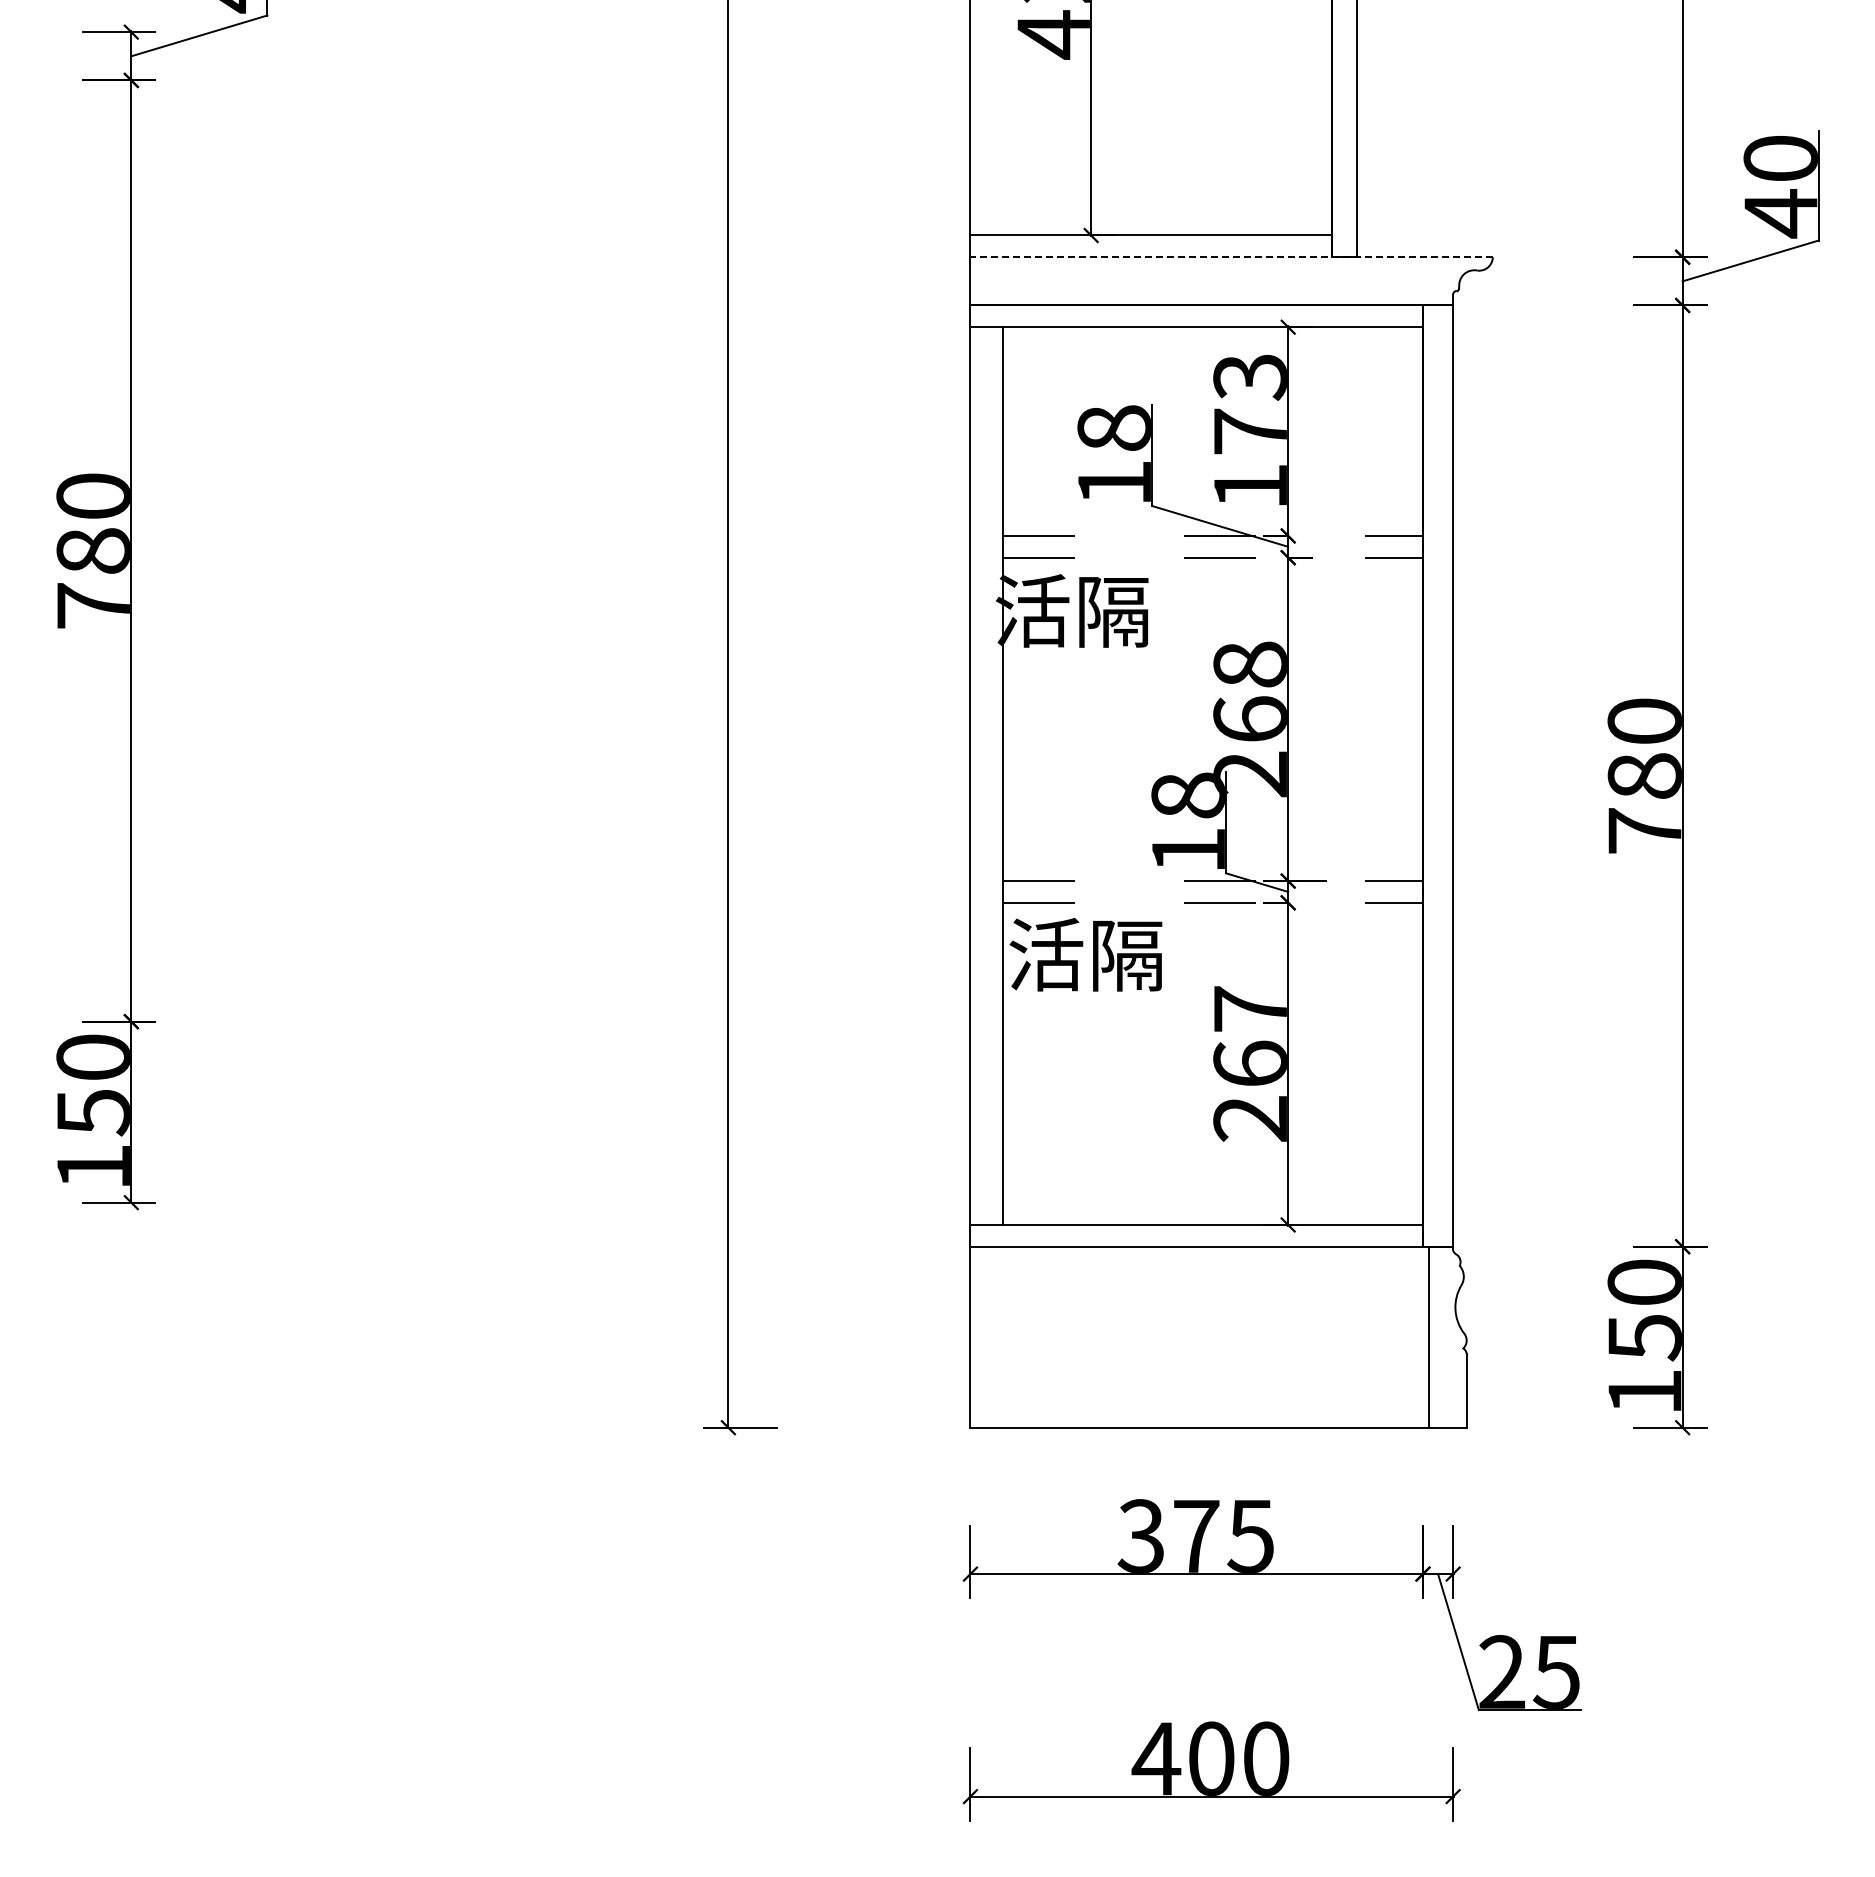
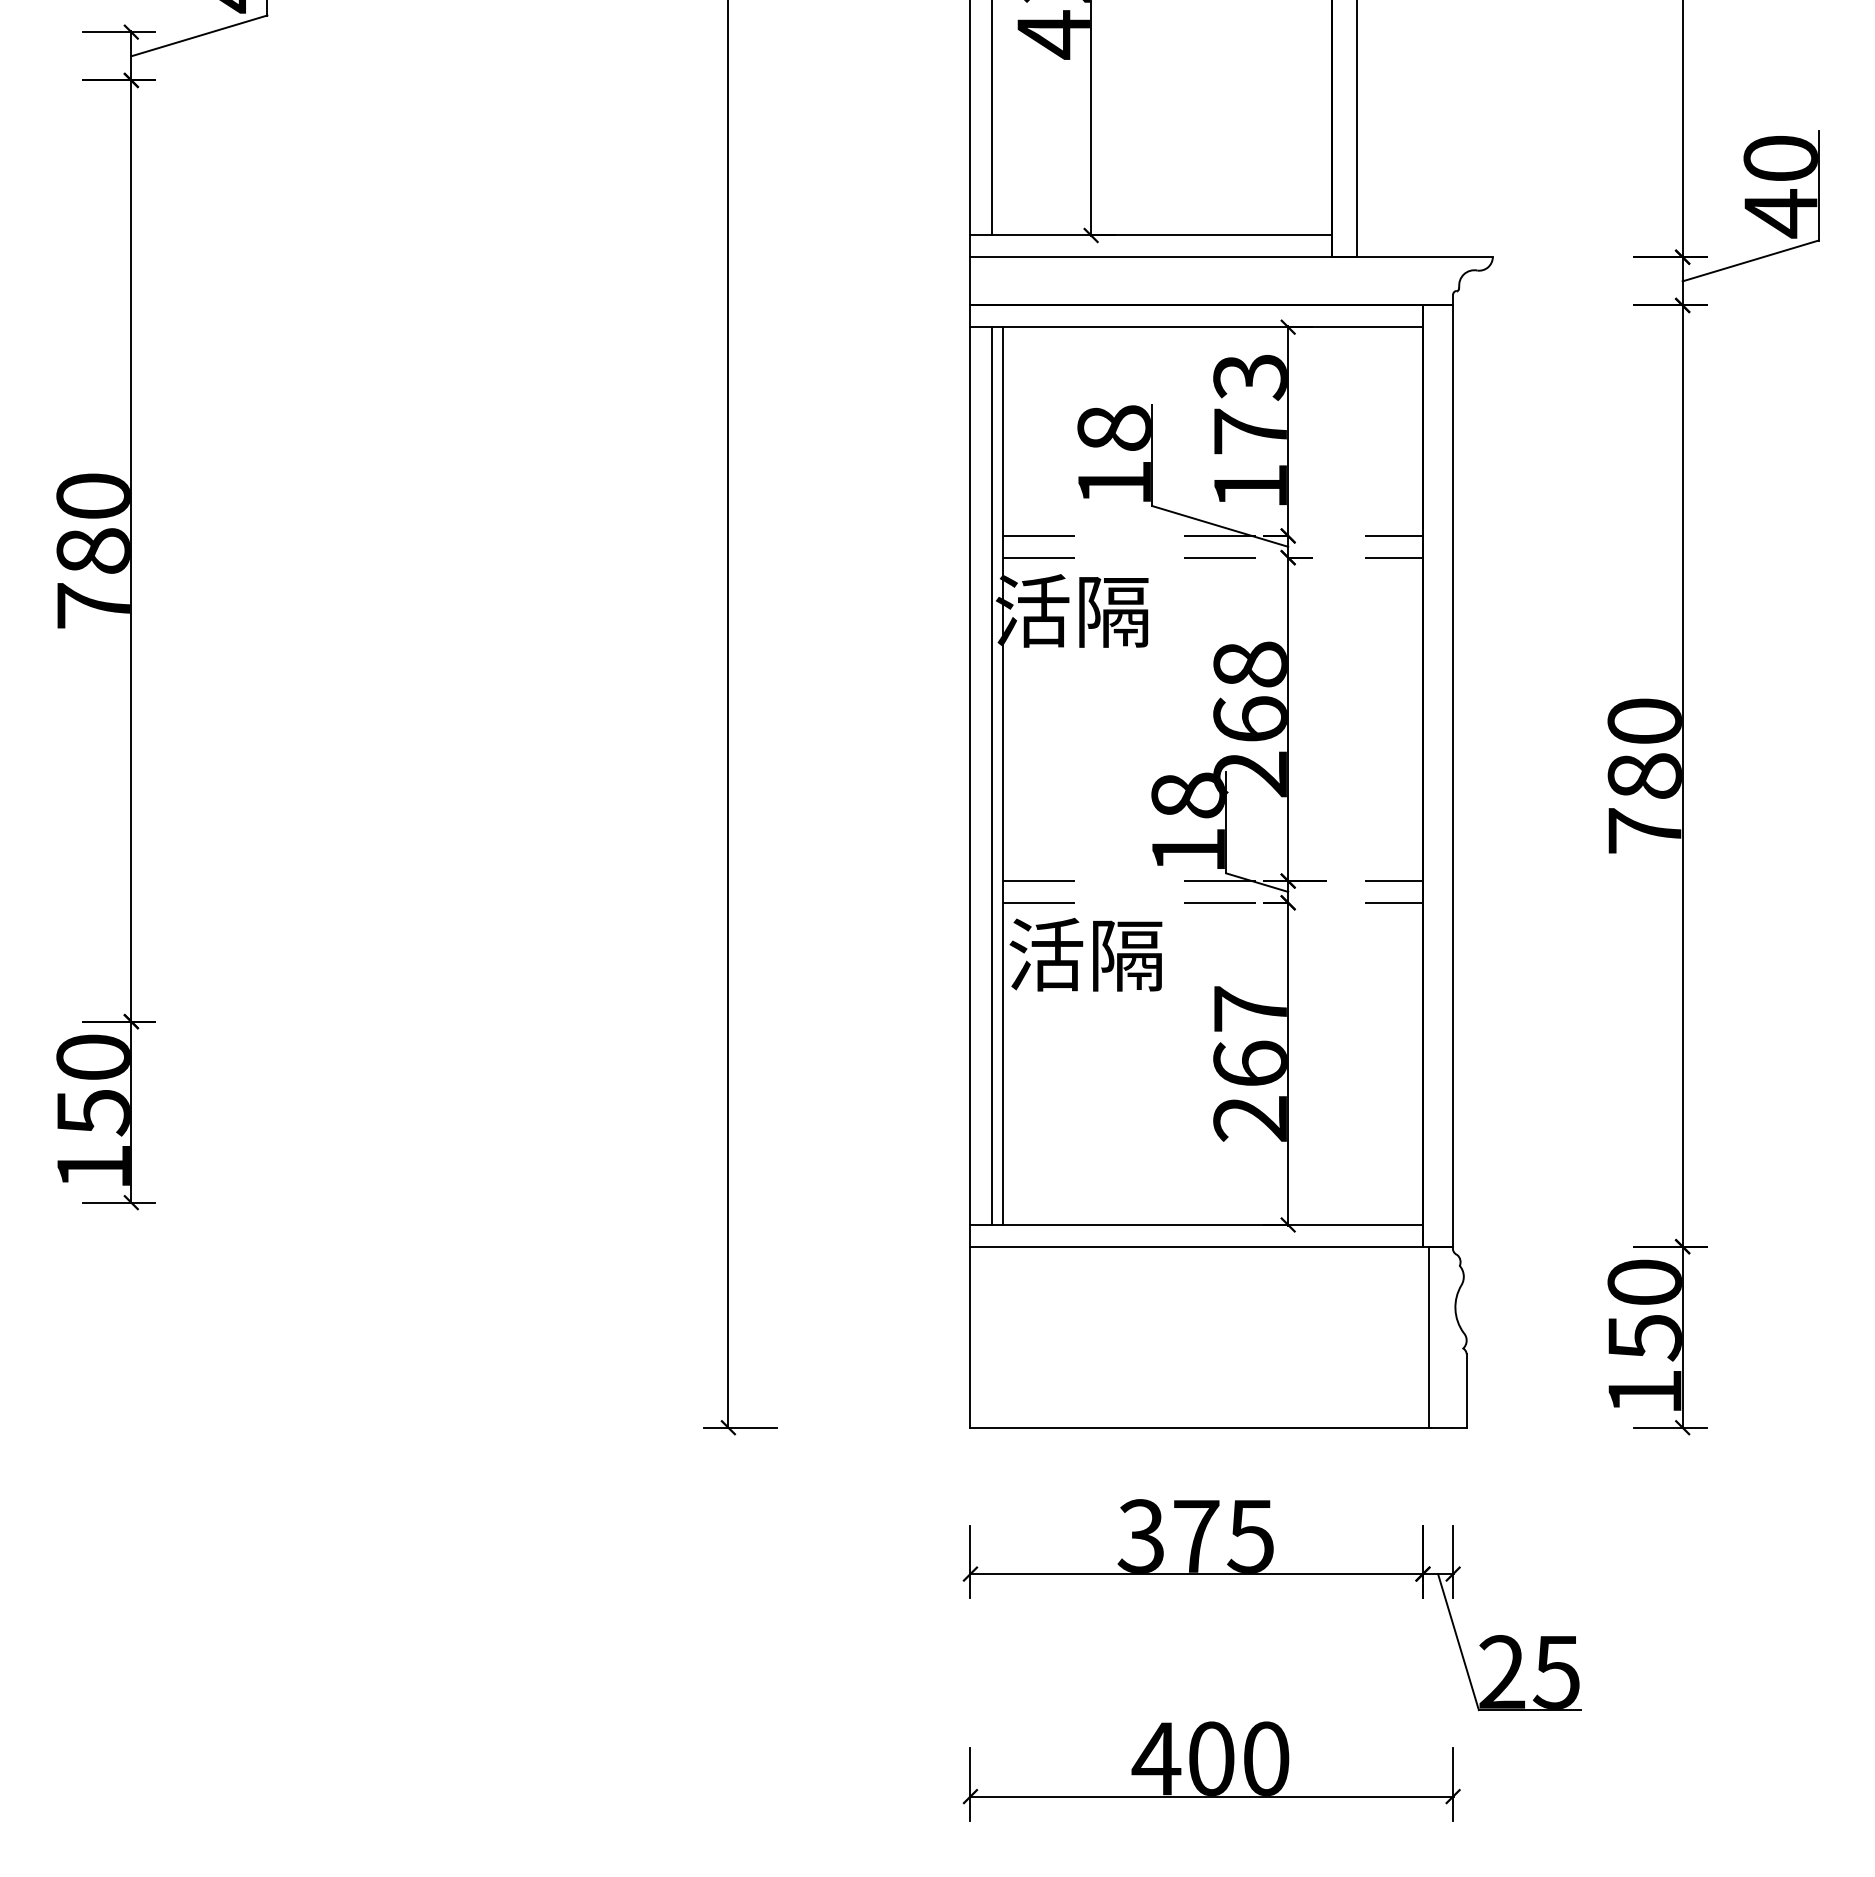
line: none -> present (992, 118)
line: dashed -> solid (1231, 257)
line: none -> present (992, 775)
